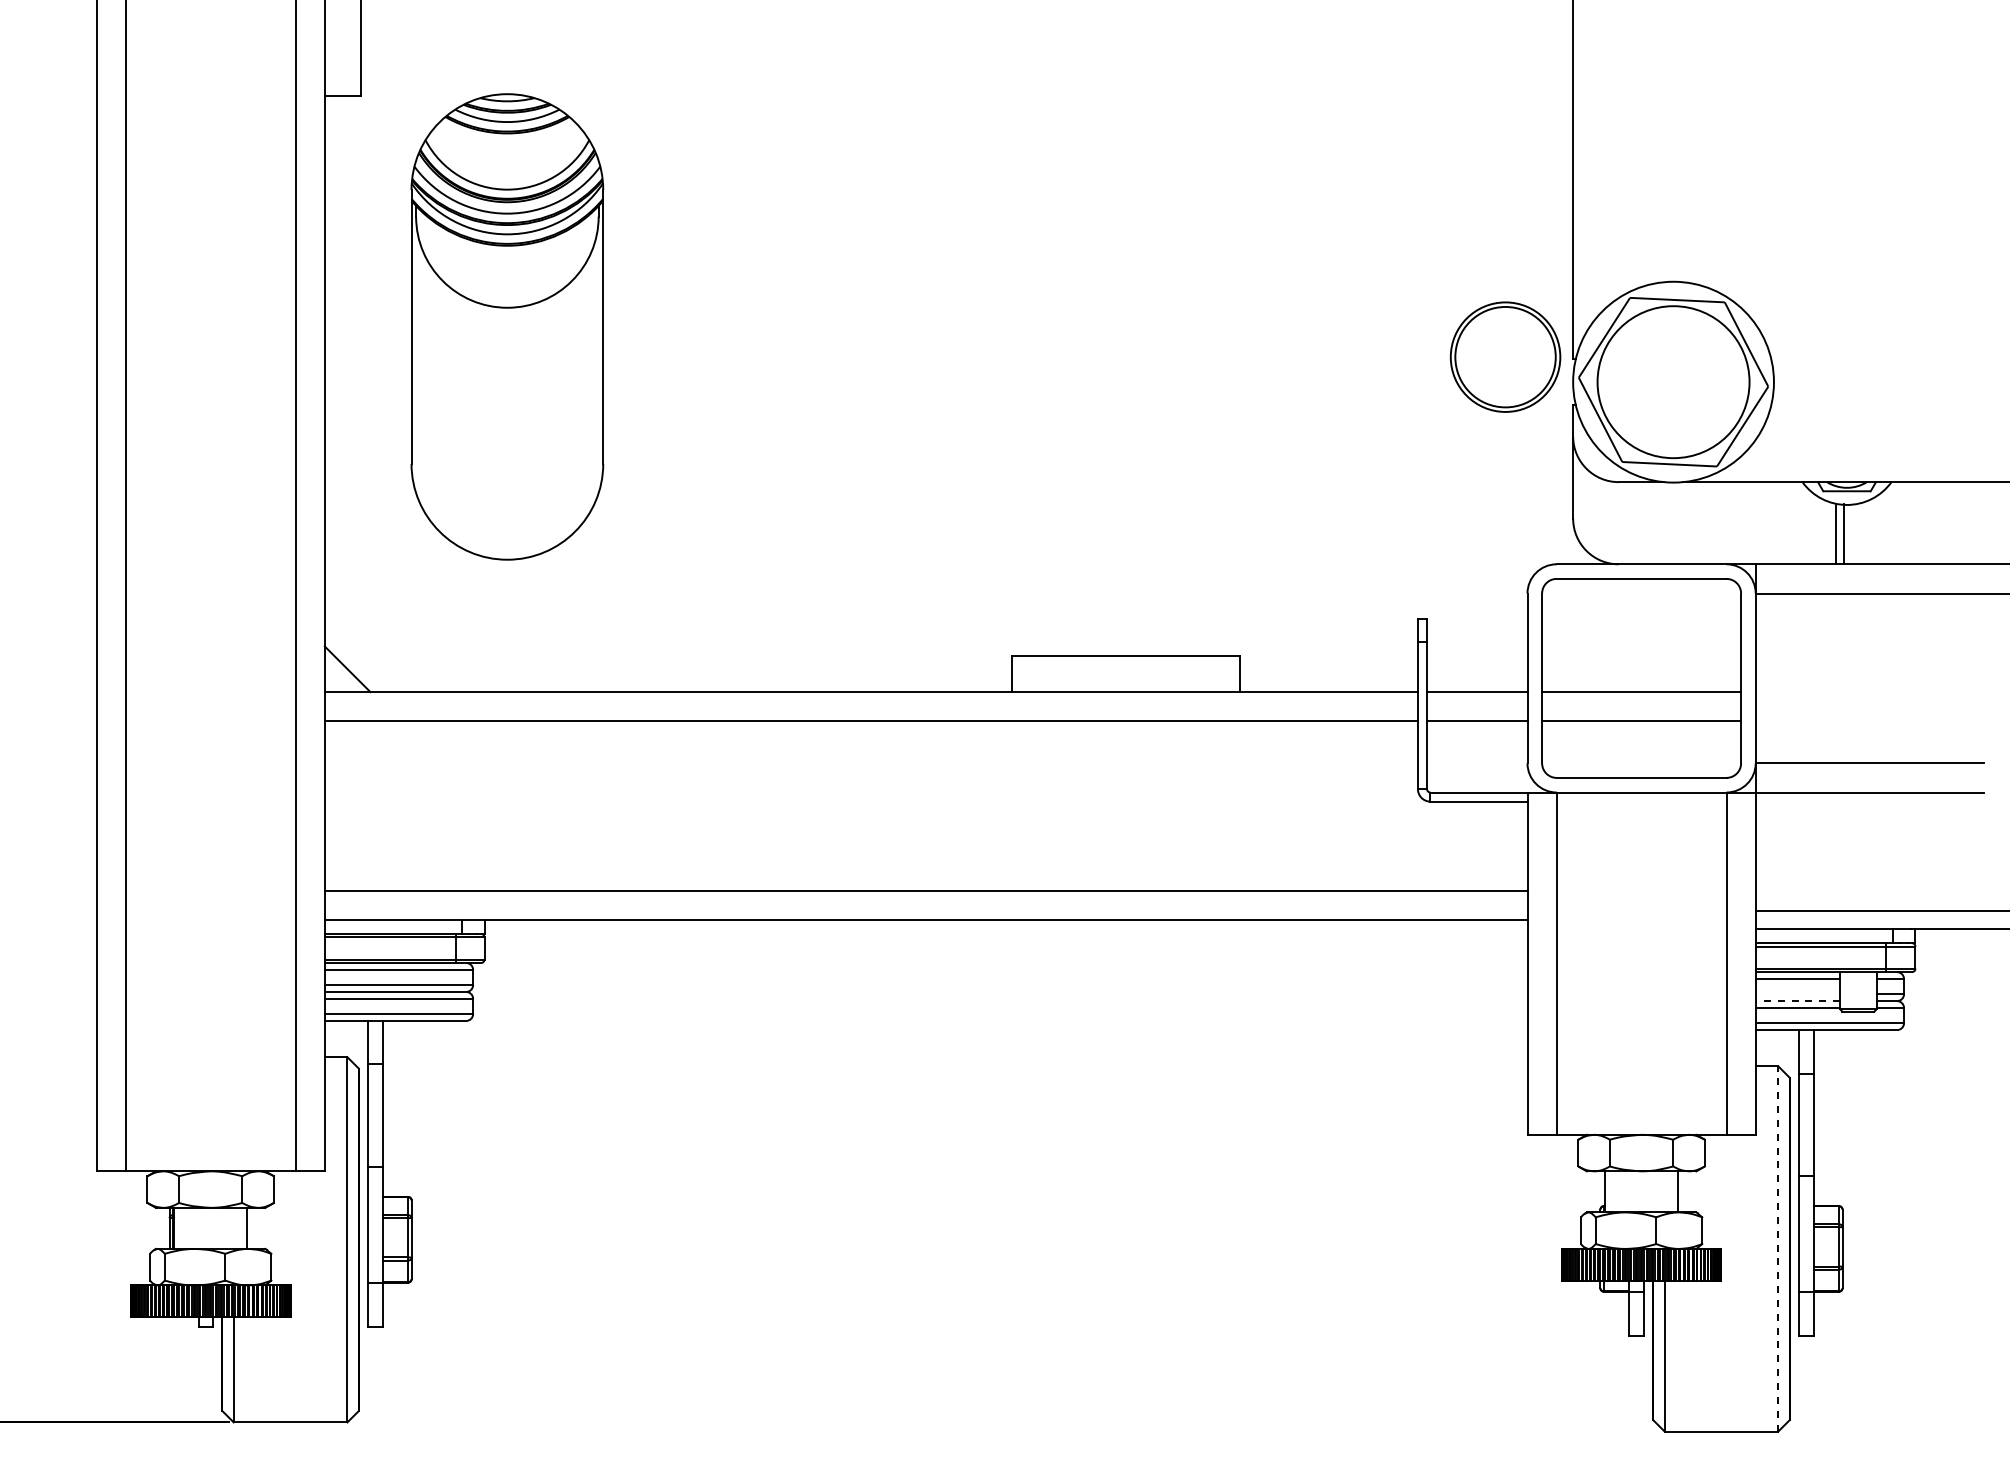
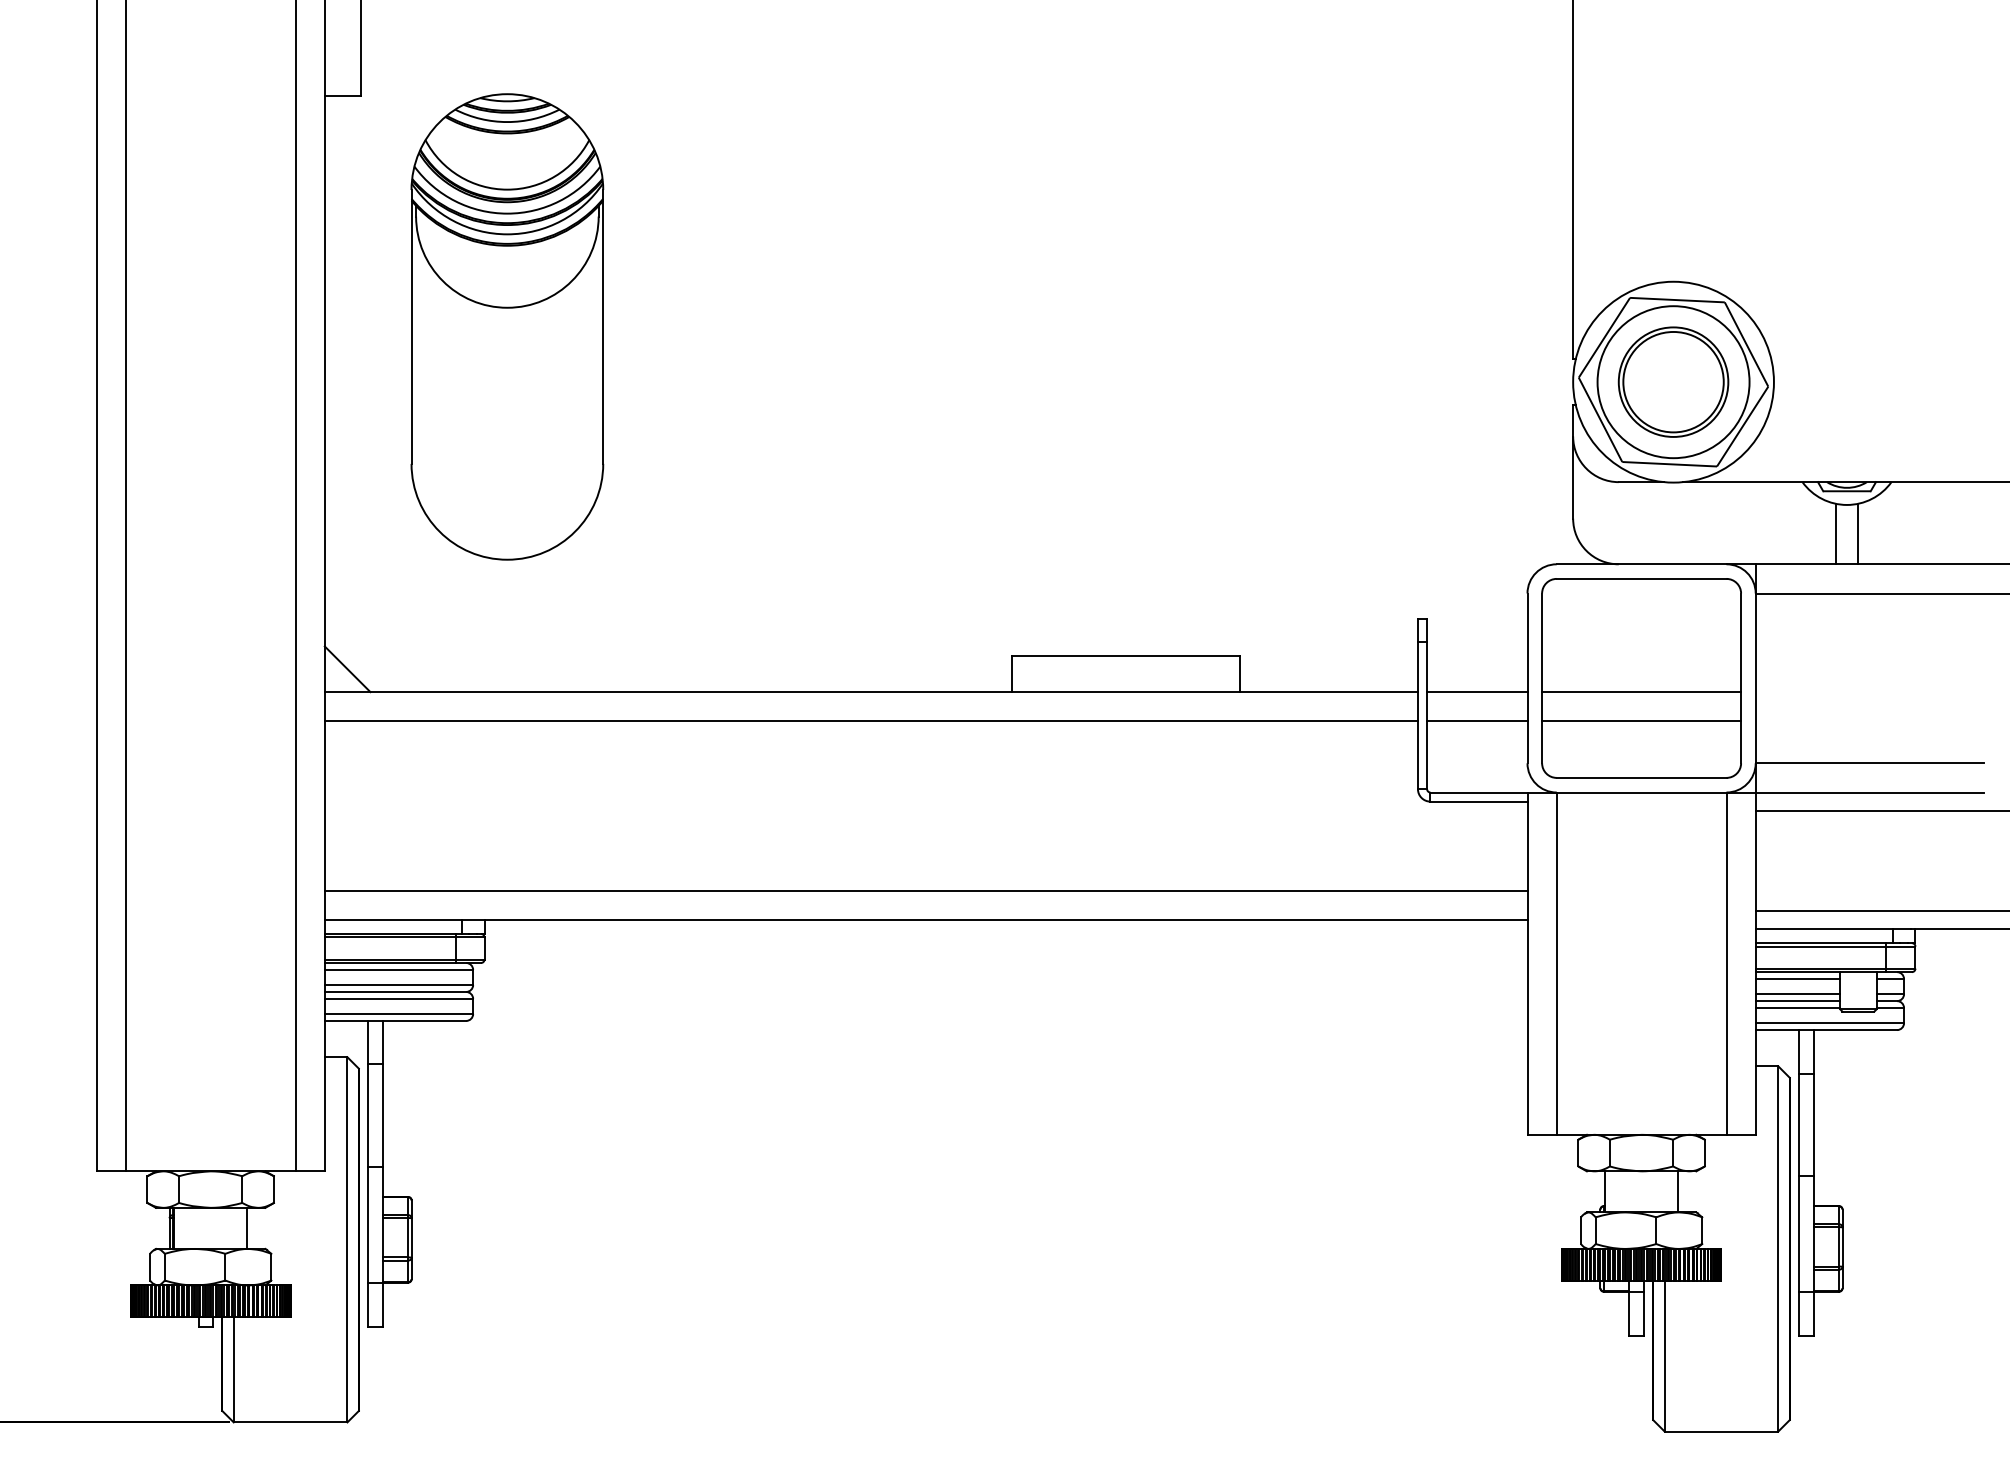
part position: (1505, 356) -> (1673, 381) (1673, 381)
line position: (1844, 533) -> (1858, 533) (1858, 533)
line: none -> present (1880, 810)
line: none -> present (1797, 994)
line: dashed -> solid (1797, 1001)
line: dashed -> solid (1778, 1248)
